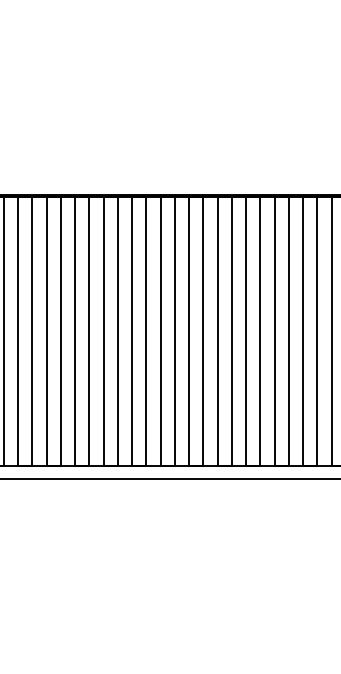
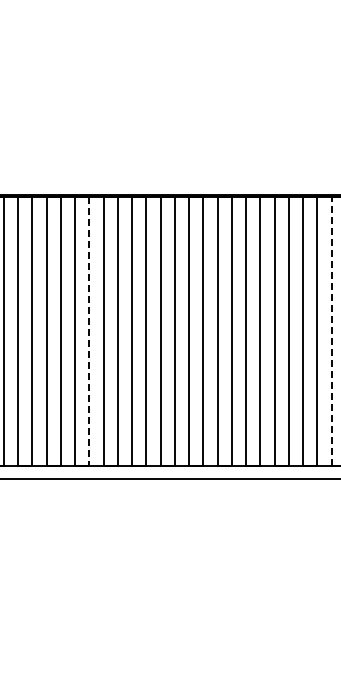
line: solid -> dashed (89, 331)
line: solid -> dashed (331, 331)
